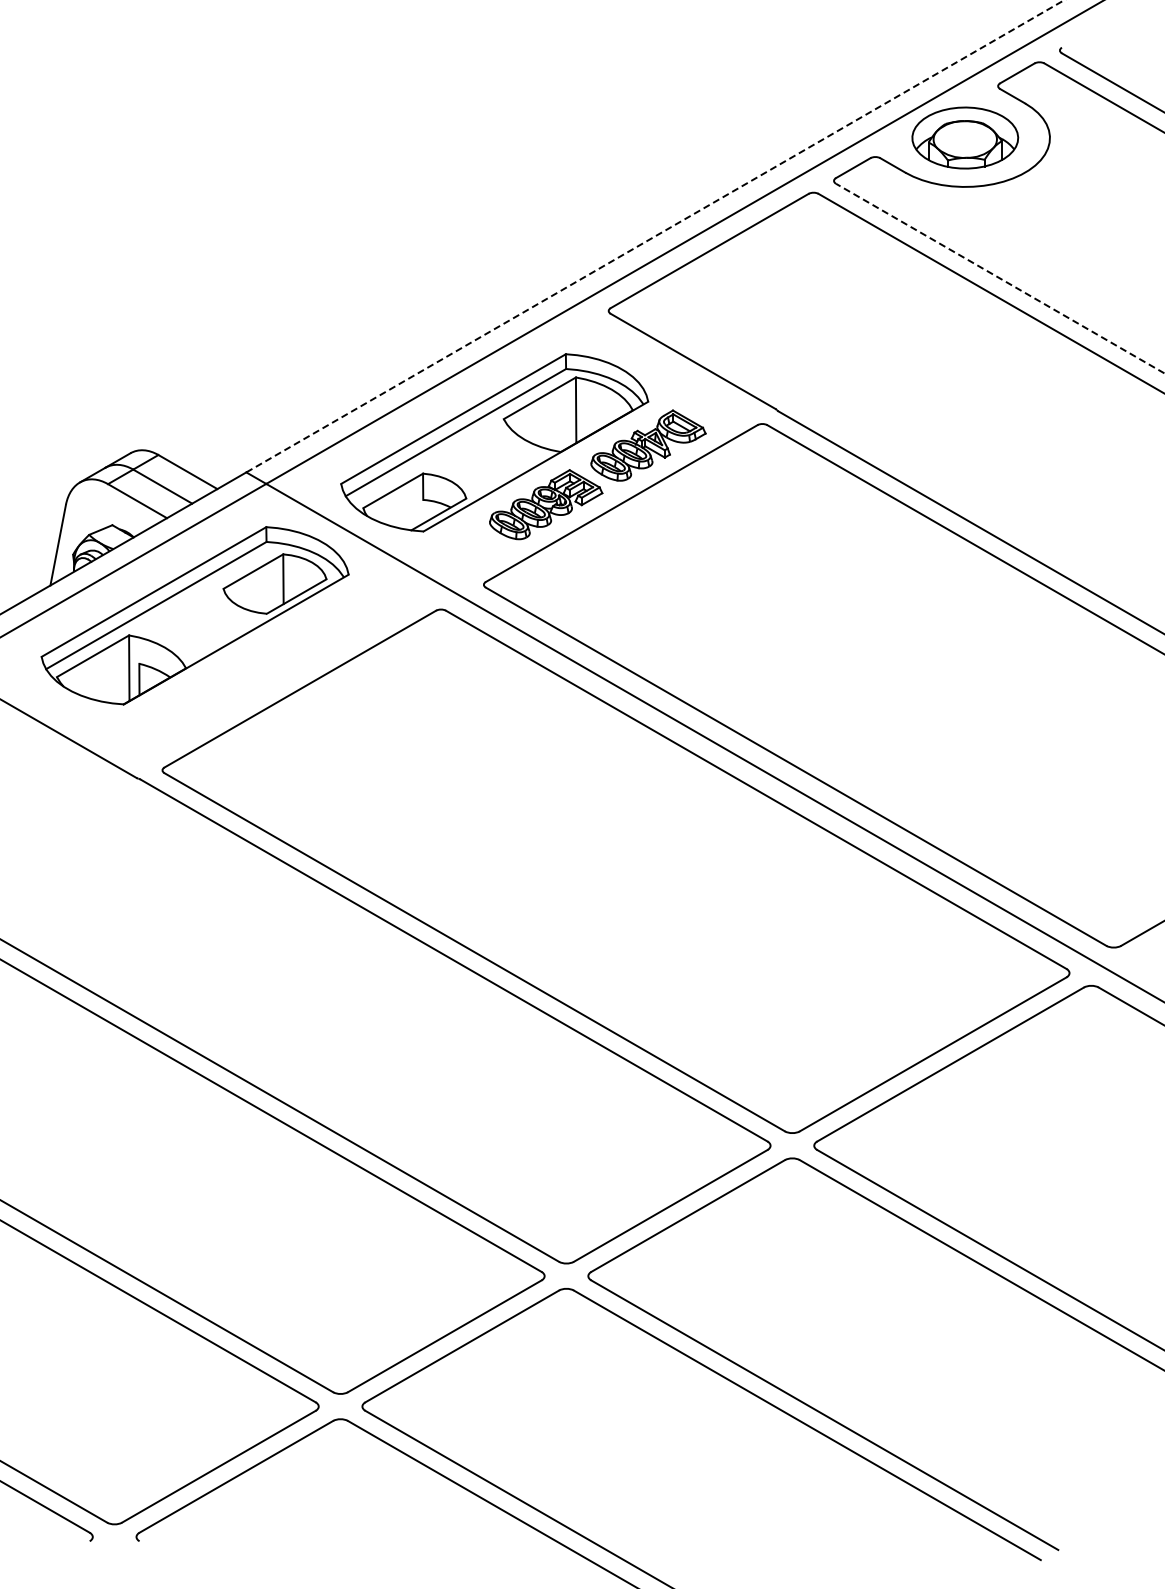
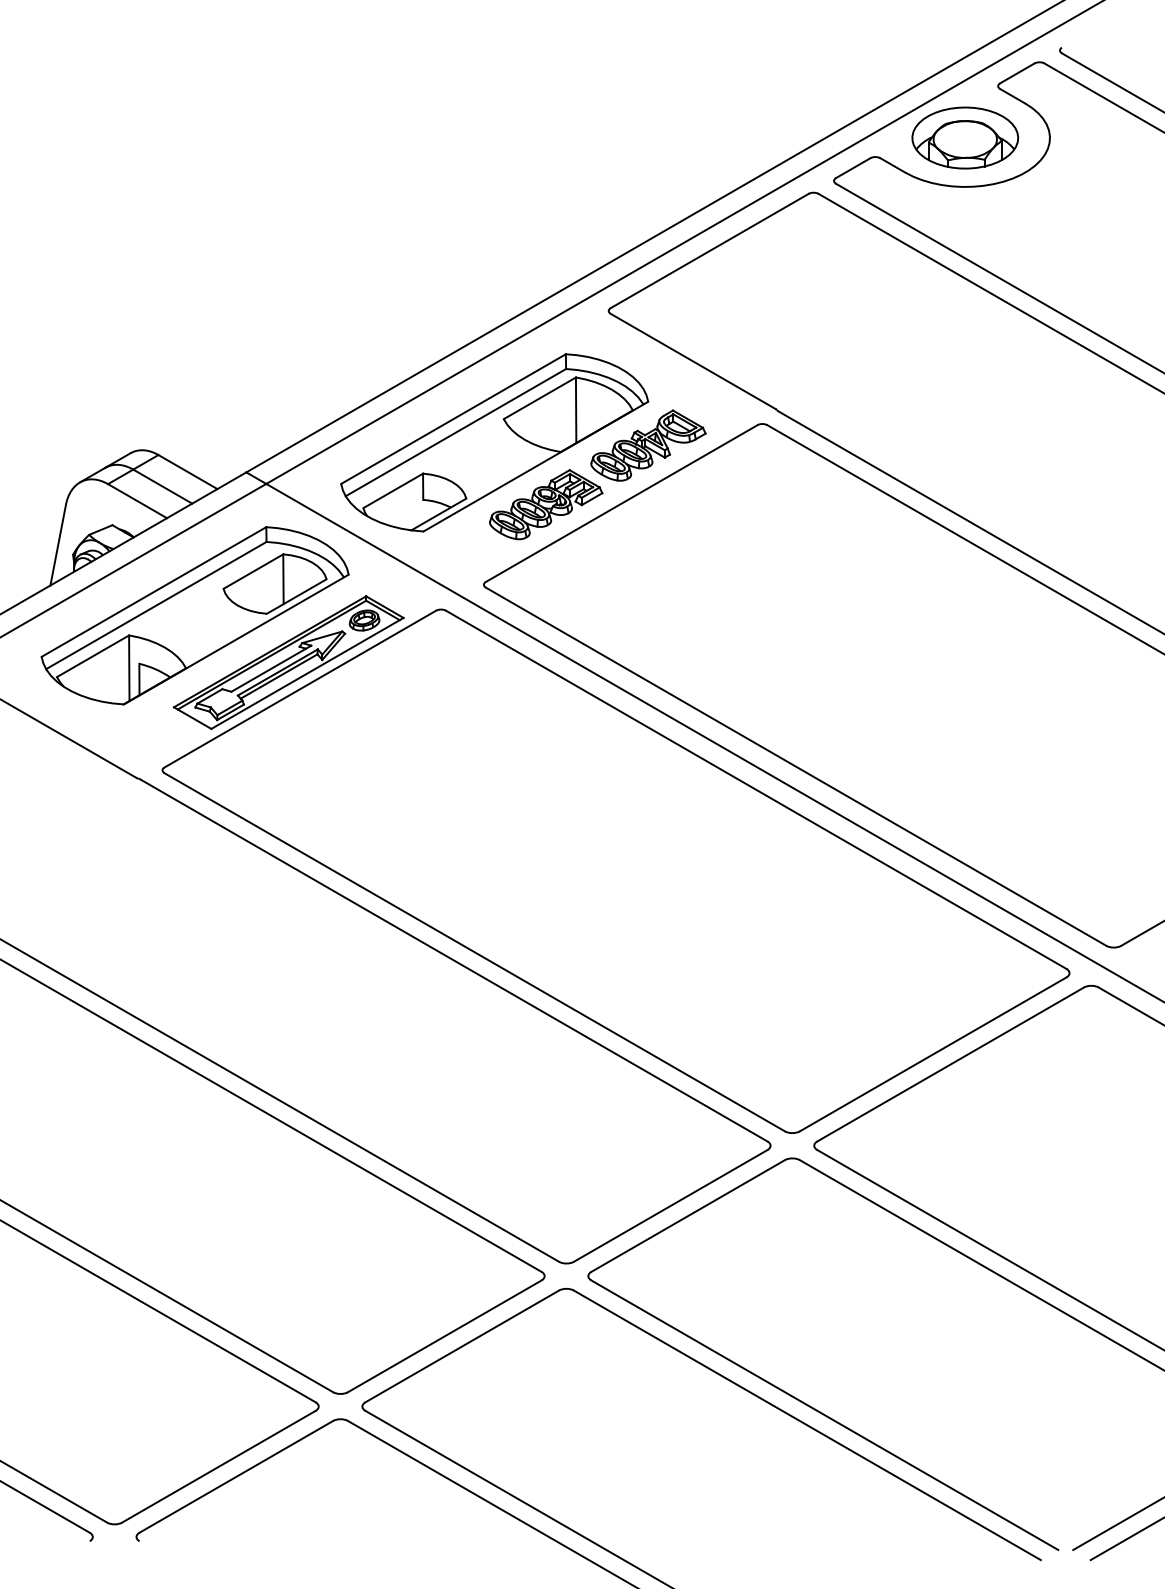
line: dashed -> solid (655, 236)
line: dashed -> solid (1000, 278)
part: none -> present (288, 662)
line: none -> present (1117, 1524)
line: none -> present (1125, 1539)
